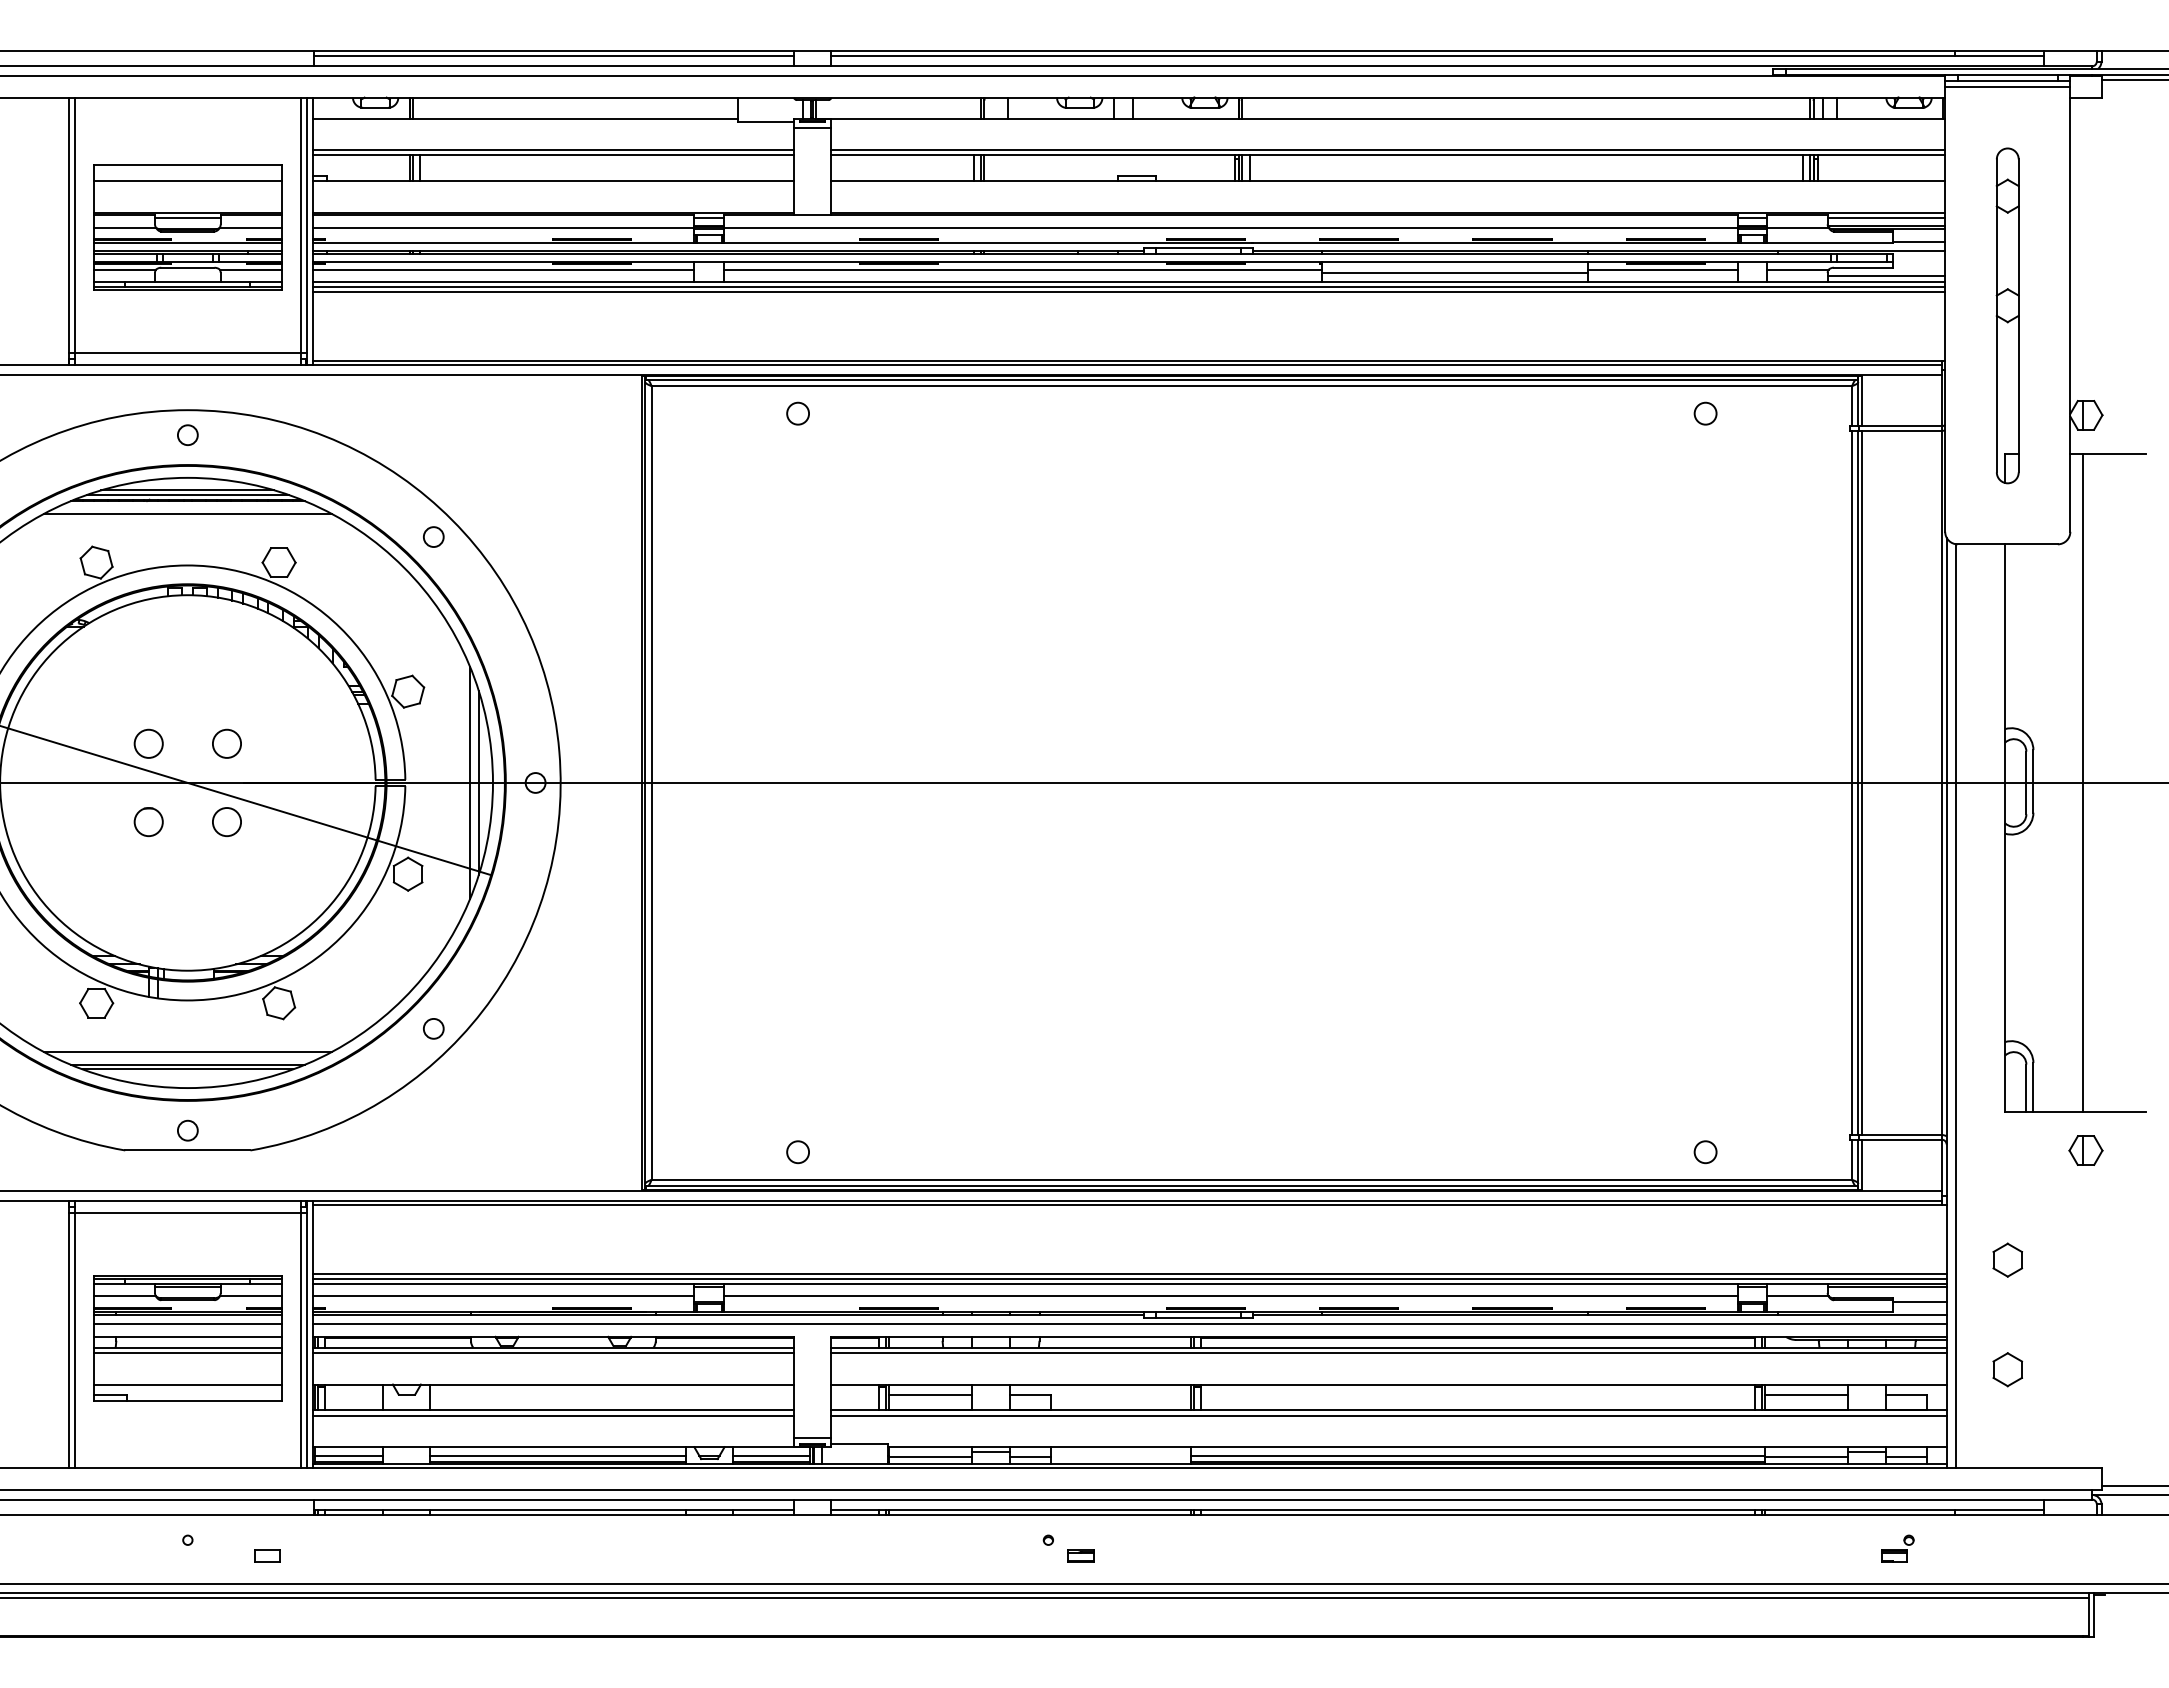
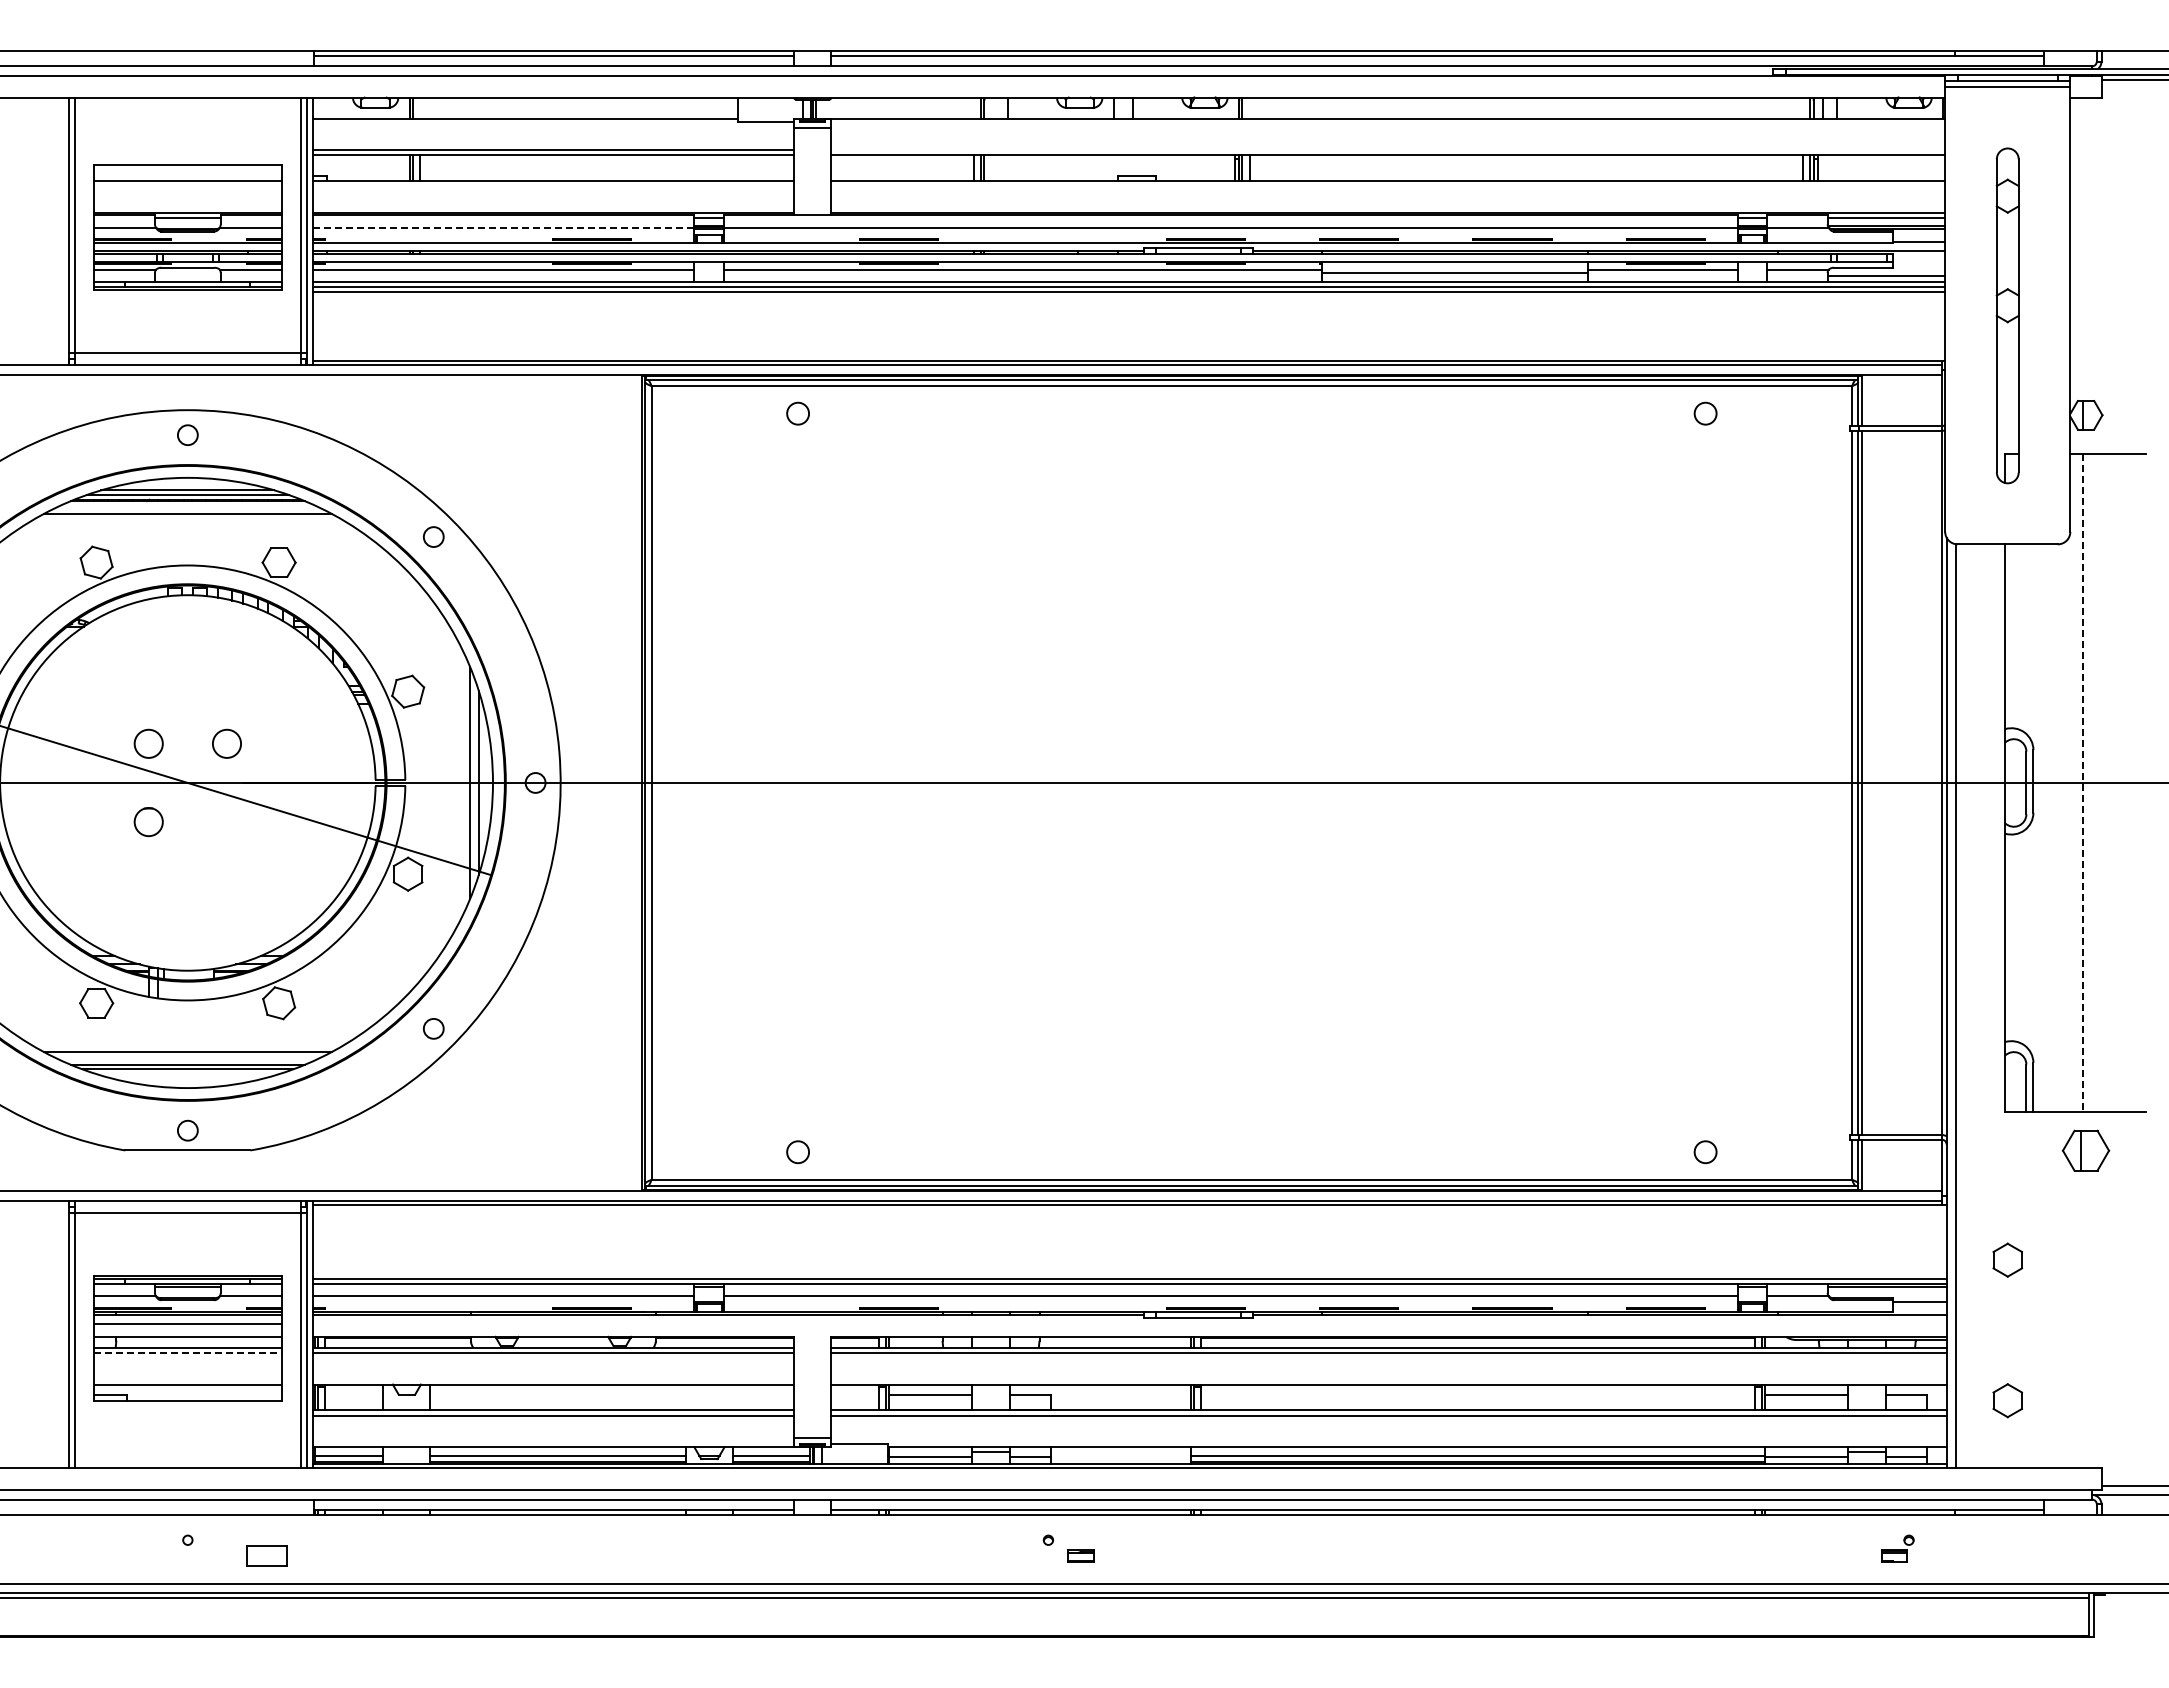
line: present -> none (1388, 150)
line: solid -> dashed (503, 227)
line: solid -> dashed (2082, 782)
circle: present -> none (226, 821)
part size: 36x31 px -> 50x43 px (2085, 1150)
line: present -> none (1129, 1274)
line: present -> none (1129, 1324)
line: solid -> dashed (187, 1353)
part position: (2007, 1369) -> (2007, 1400) (2007, 1400)
part size: 27x14 px -> 42x22 px (266, 1555)
